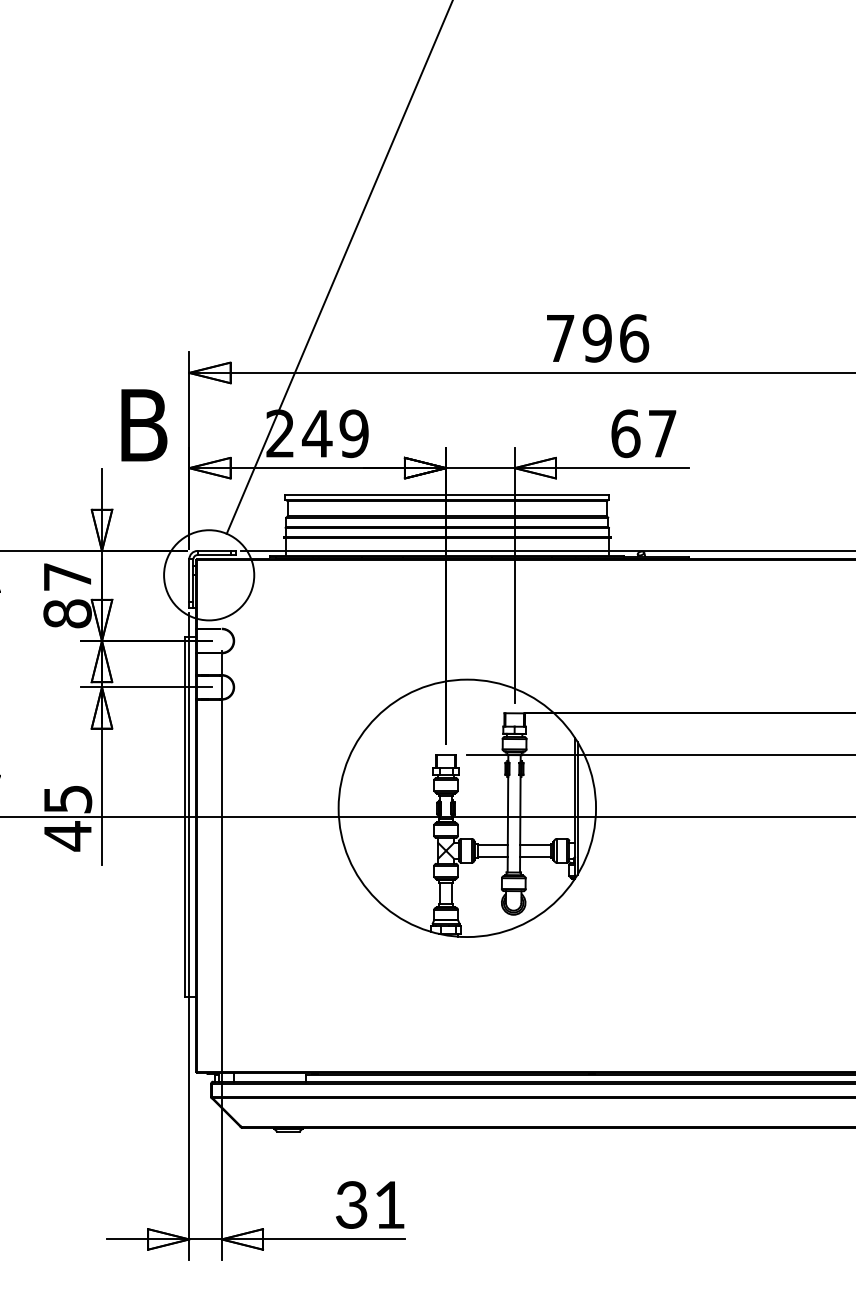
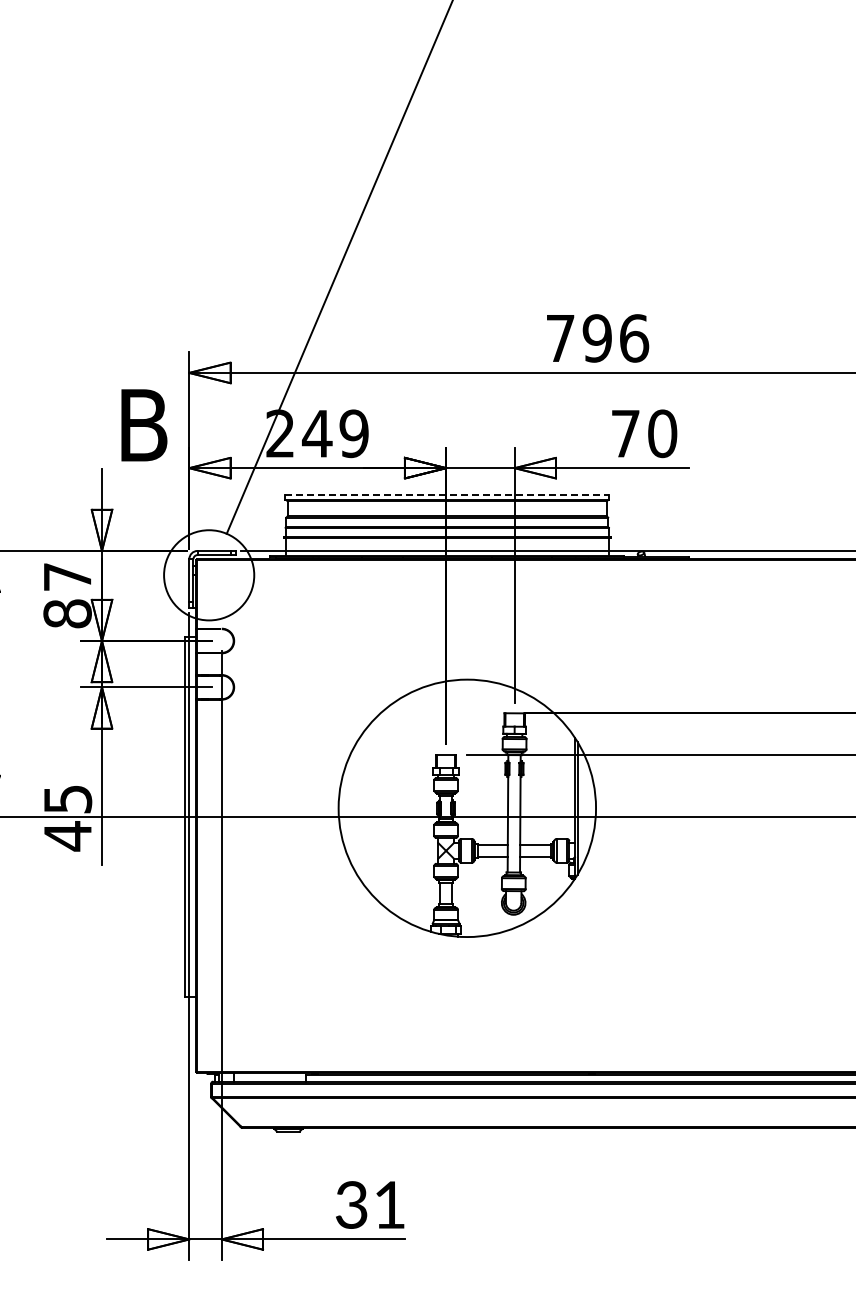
text: 67 -> 70 (644, 433)
line: solid -> dashed (447, 495)
